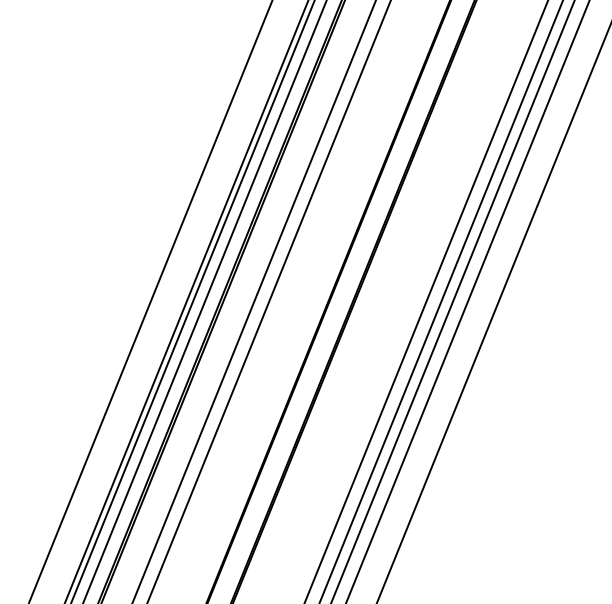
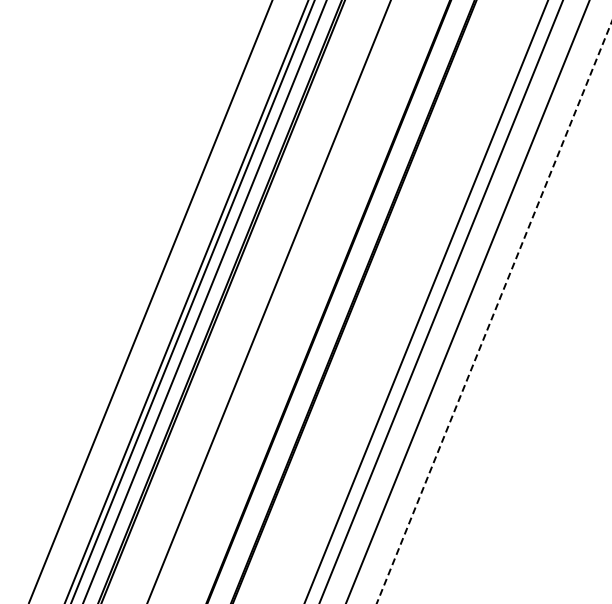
line: present -> none (254, 301)
line: present -> none (452, 301)
line: solid -> dashed (494, 312)
